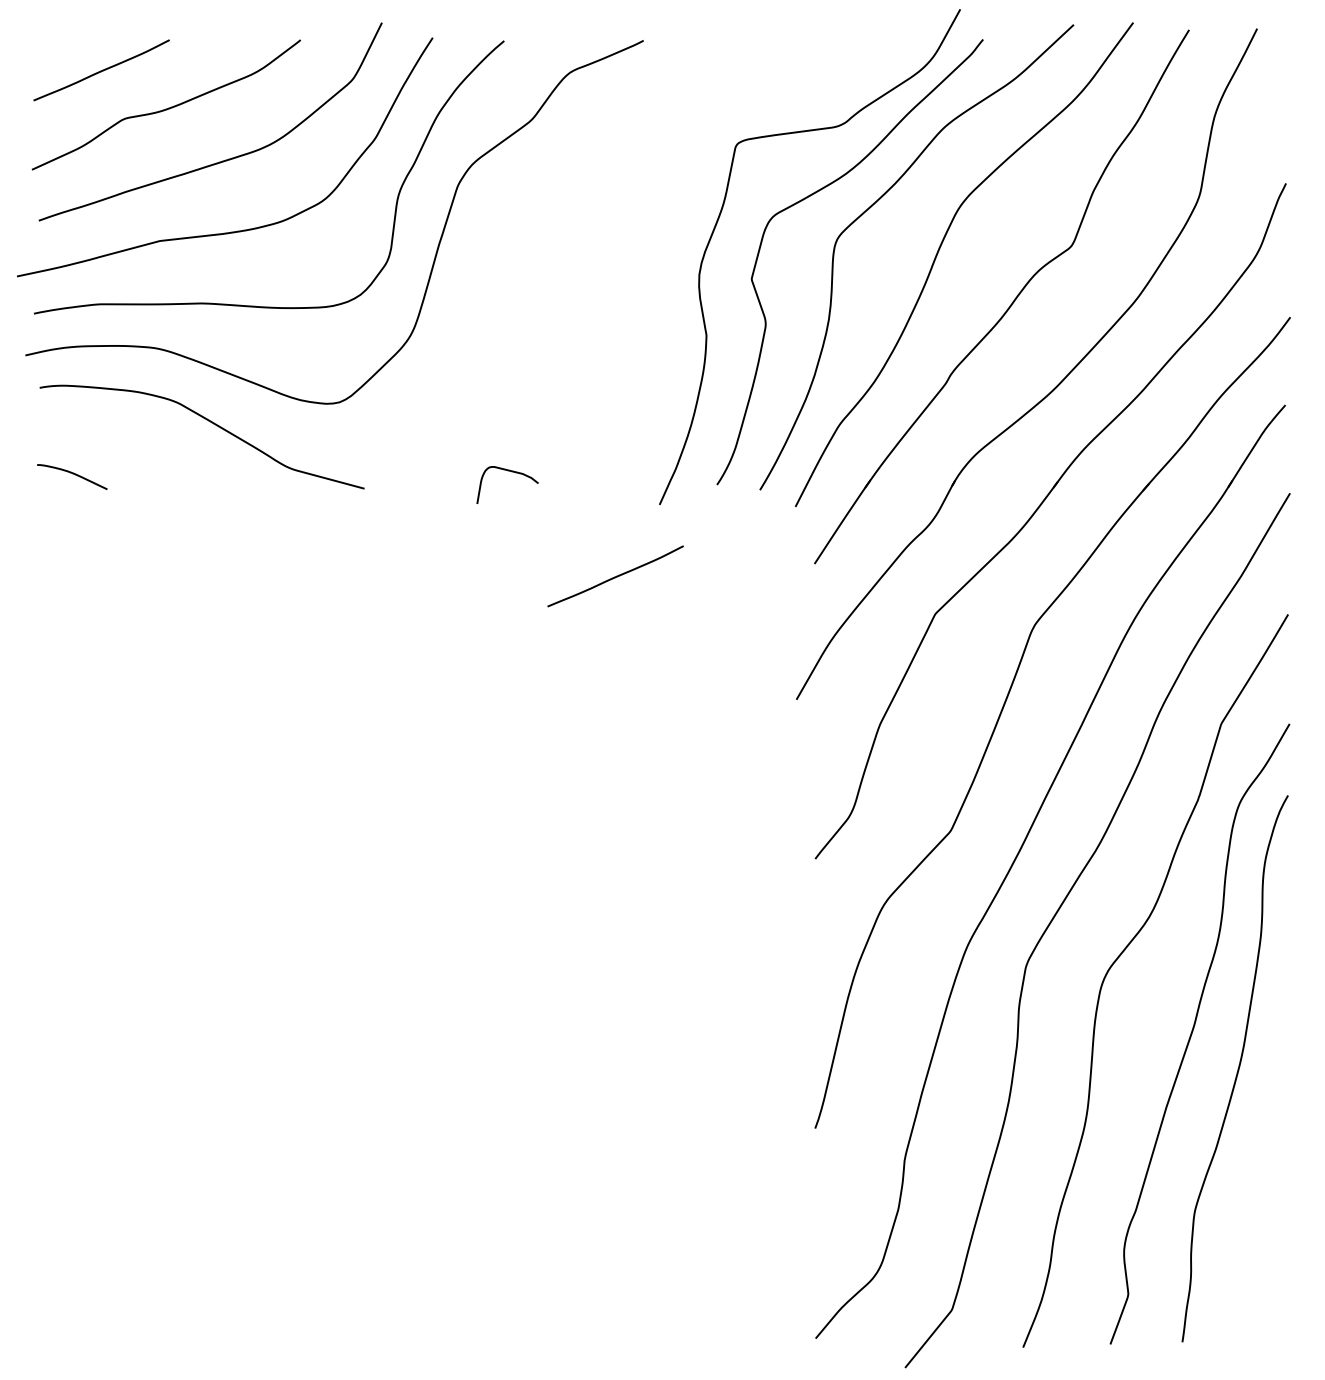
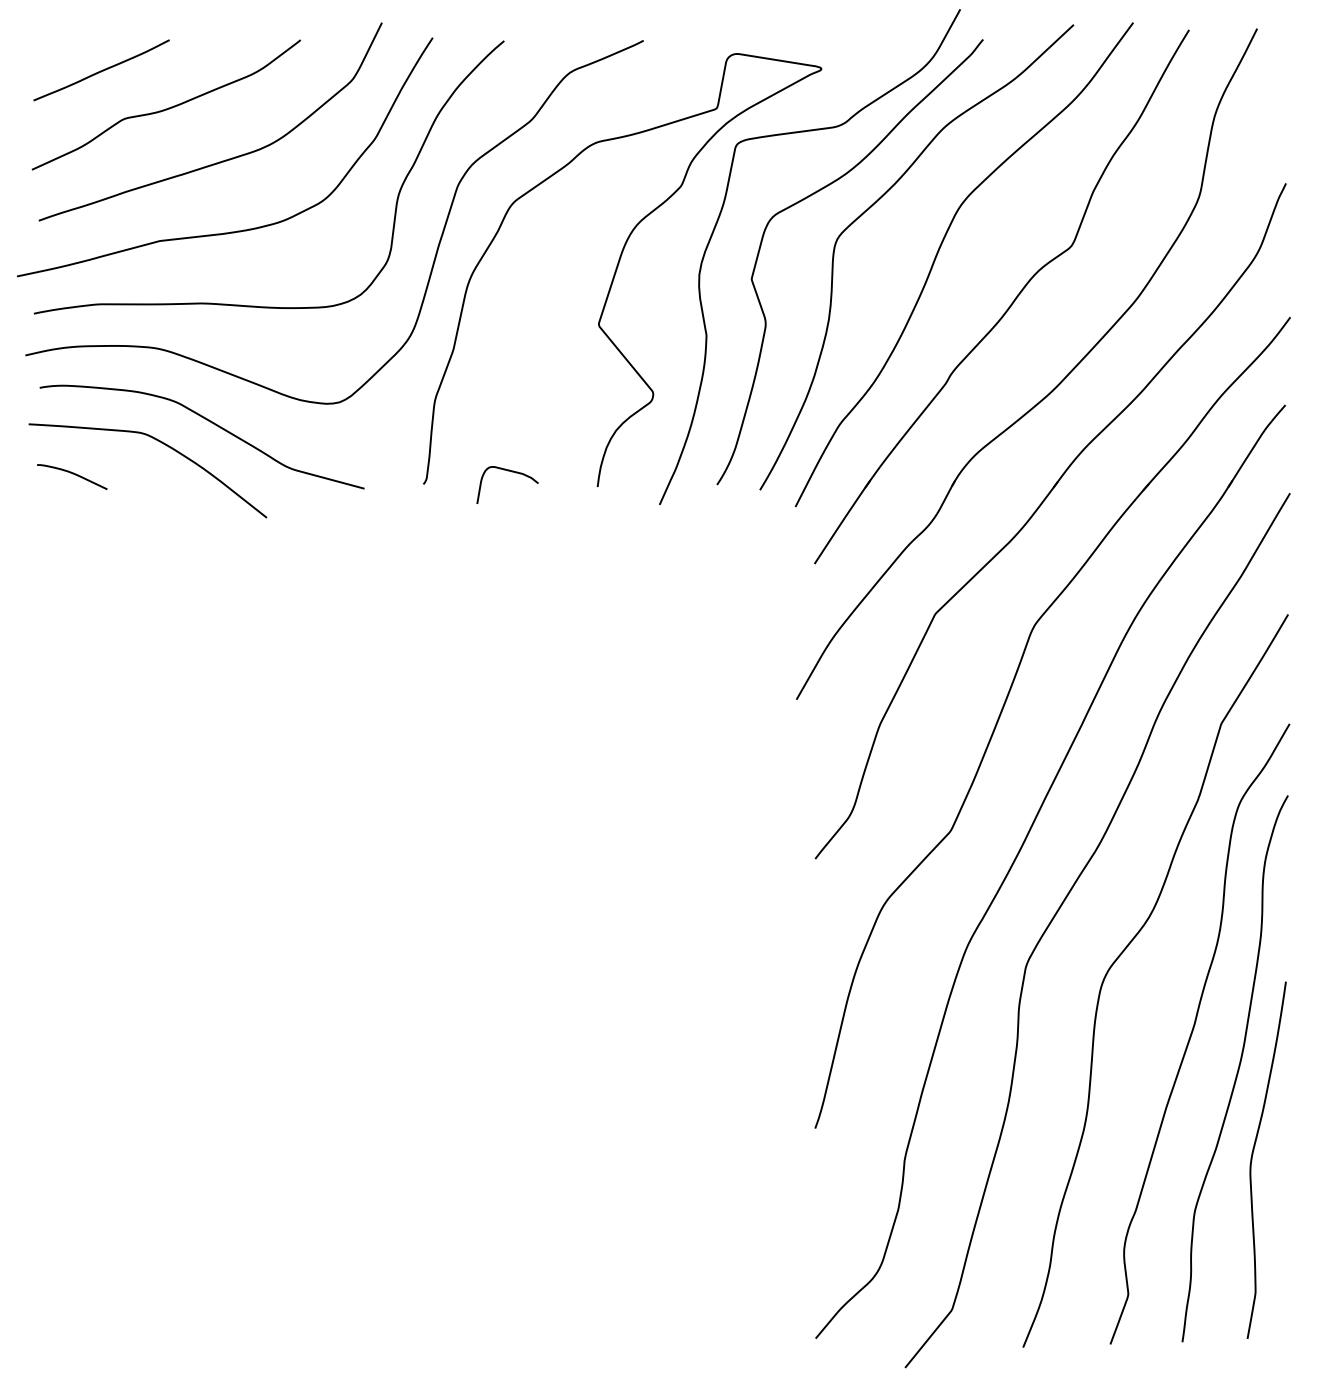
curve: none -> present (618, 266)
curve: none -> present (161, 443)
curve: present -> none (615, 576)
curve: none -> present (1253, 1154)
